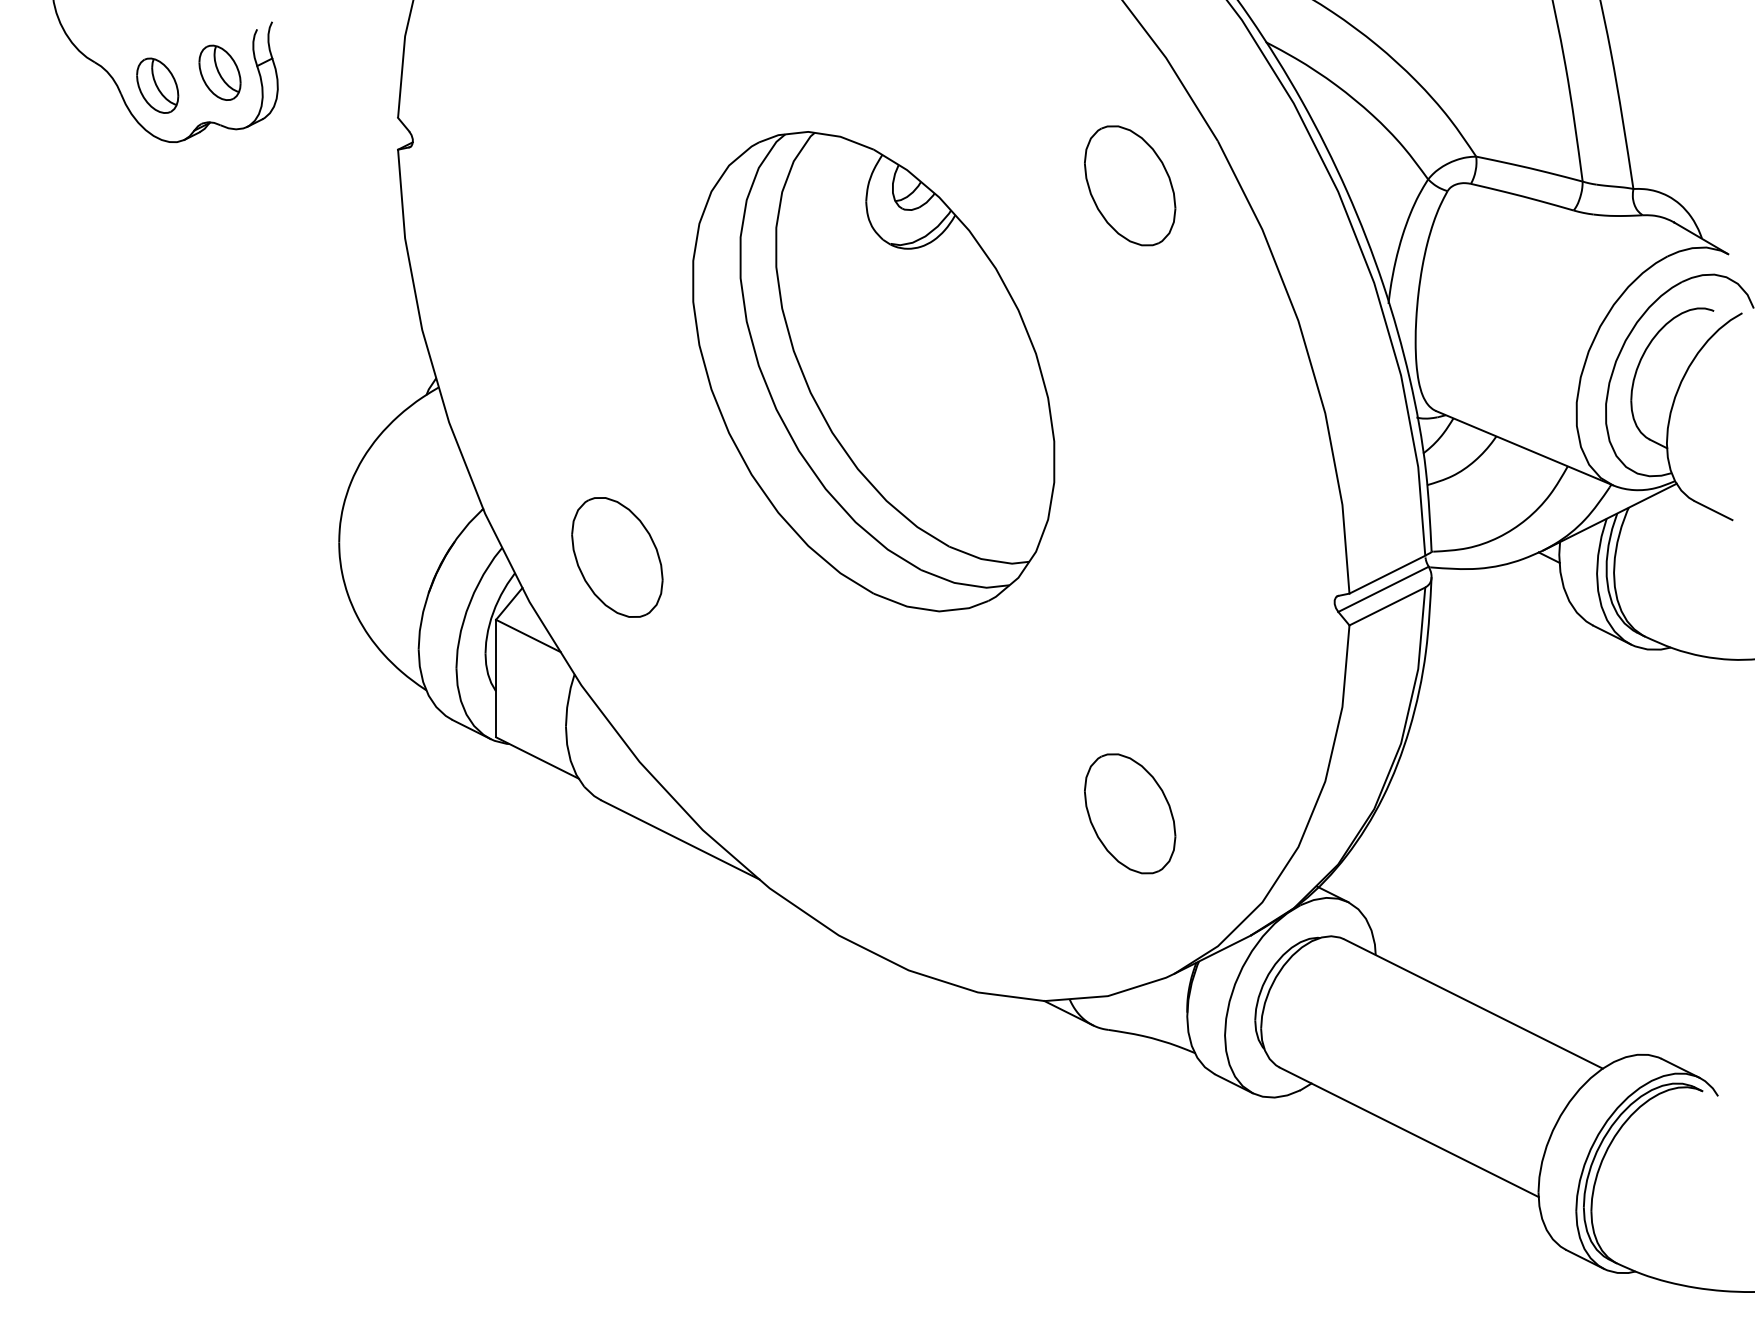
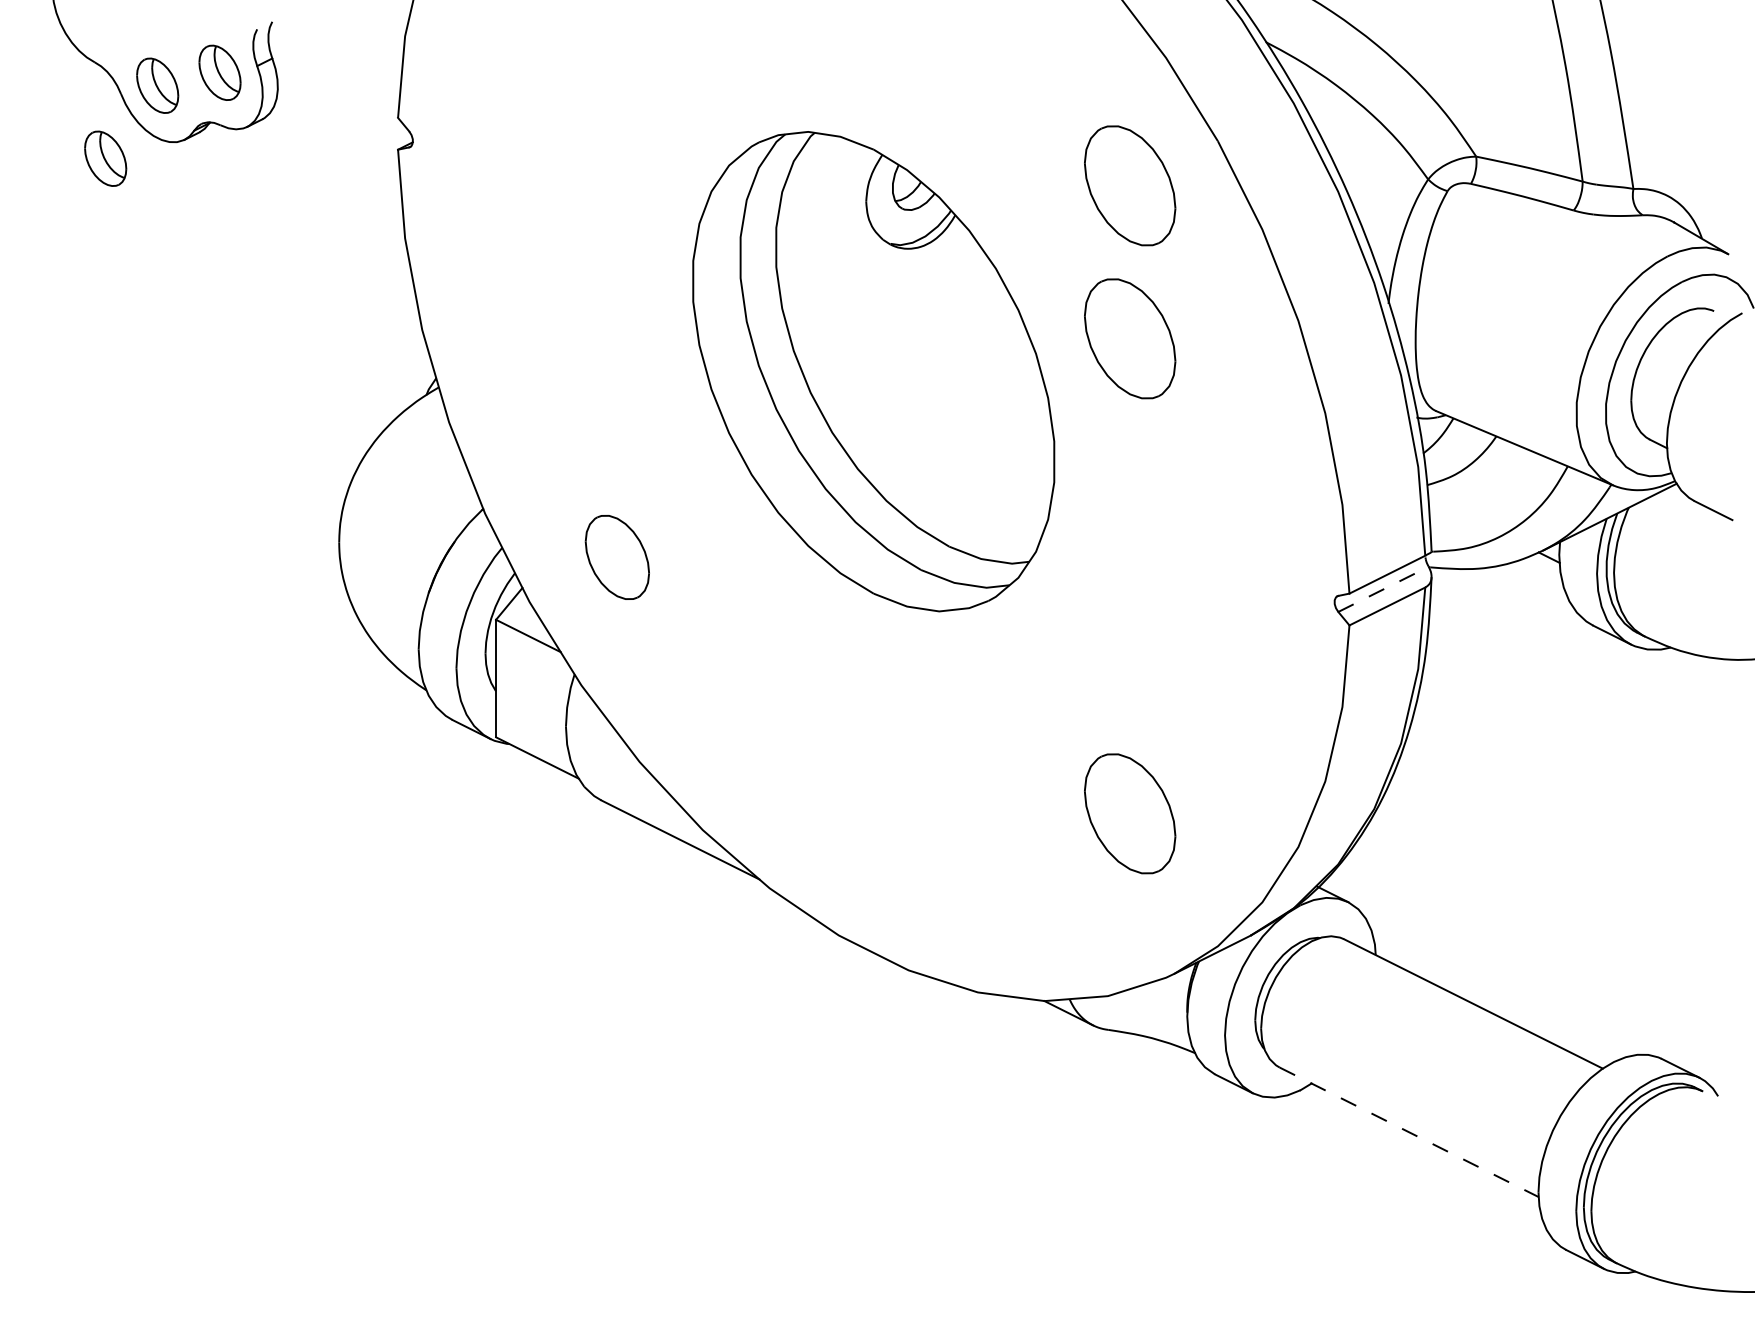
part: none -> present (105, 158)
part: none -> present (1130, 338)
part size: 93x121 px -> 66x85 px (616, 557)
line: solid -> dashed (1383, 589)
line: solid -> dashed (1409, 1132)
